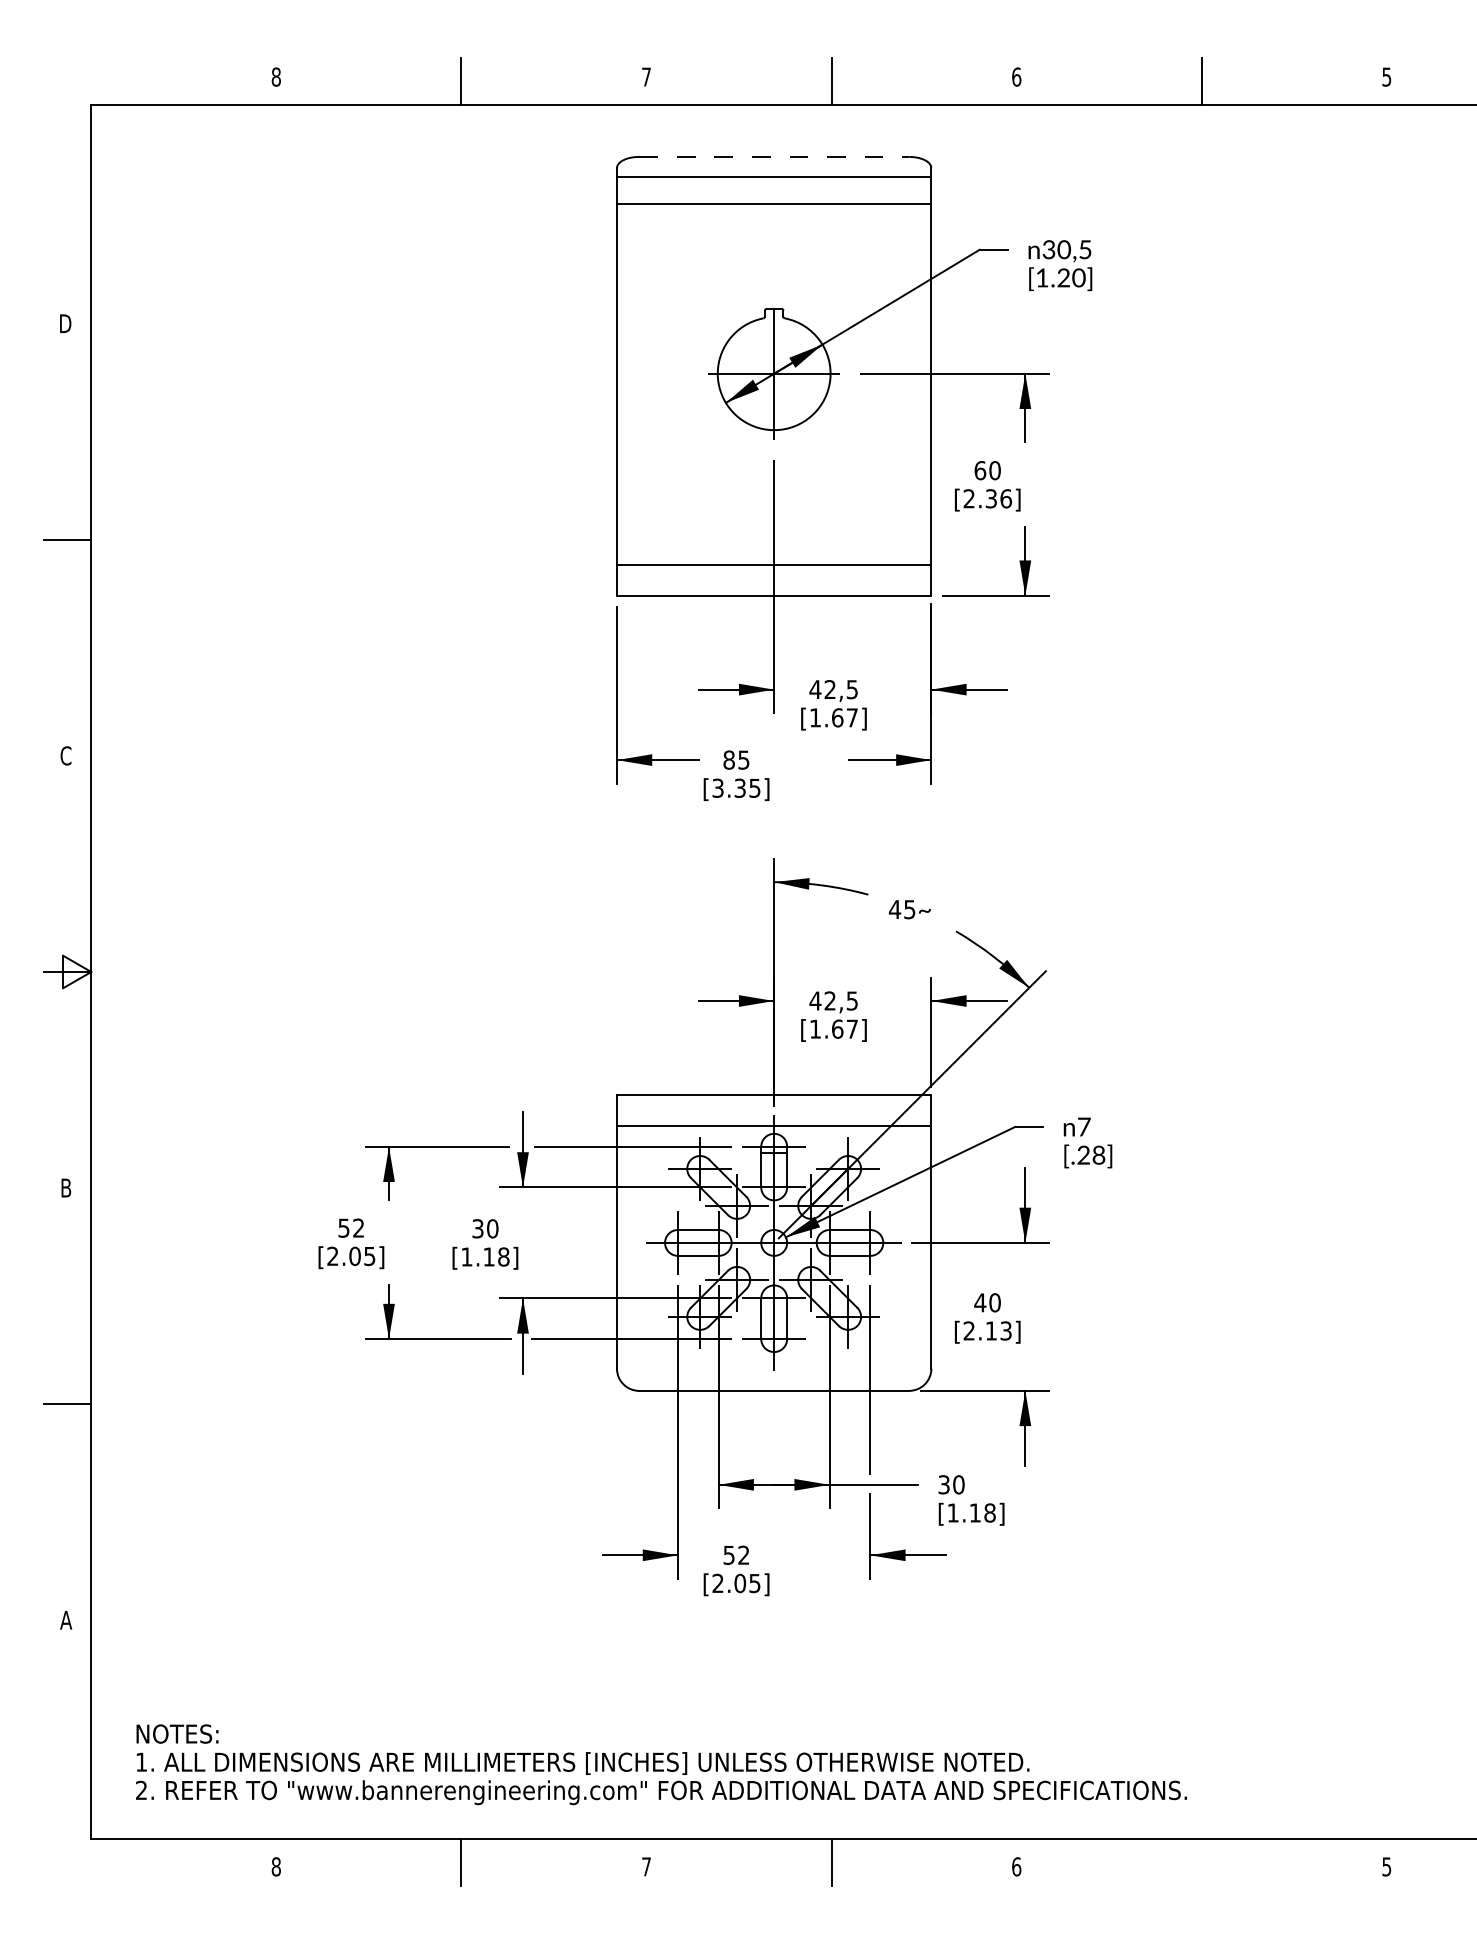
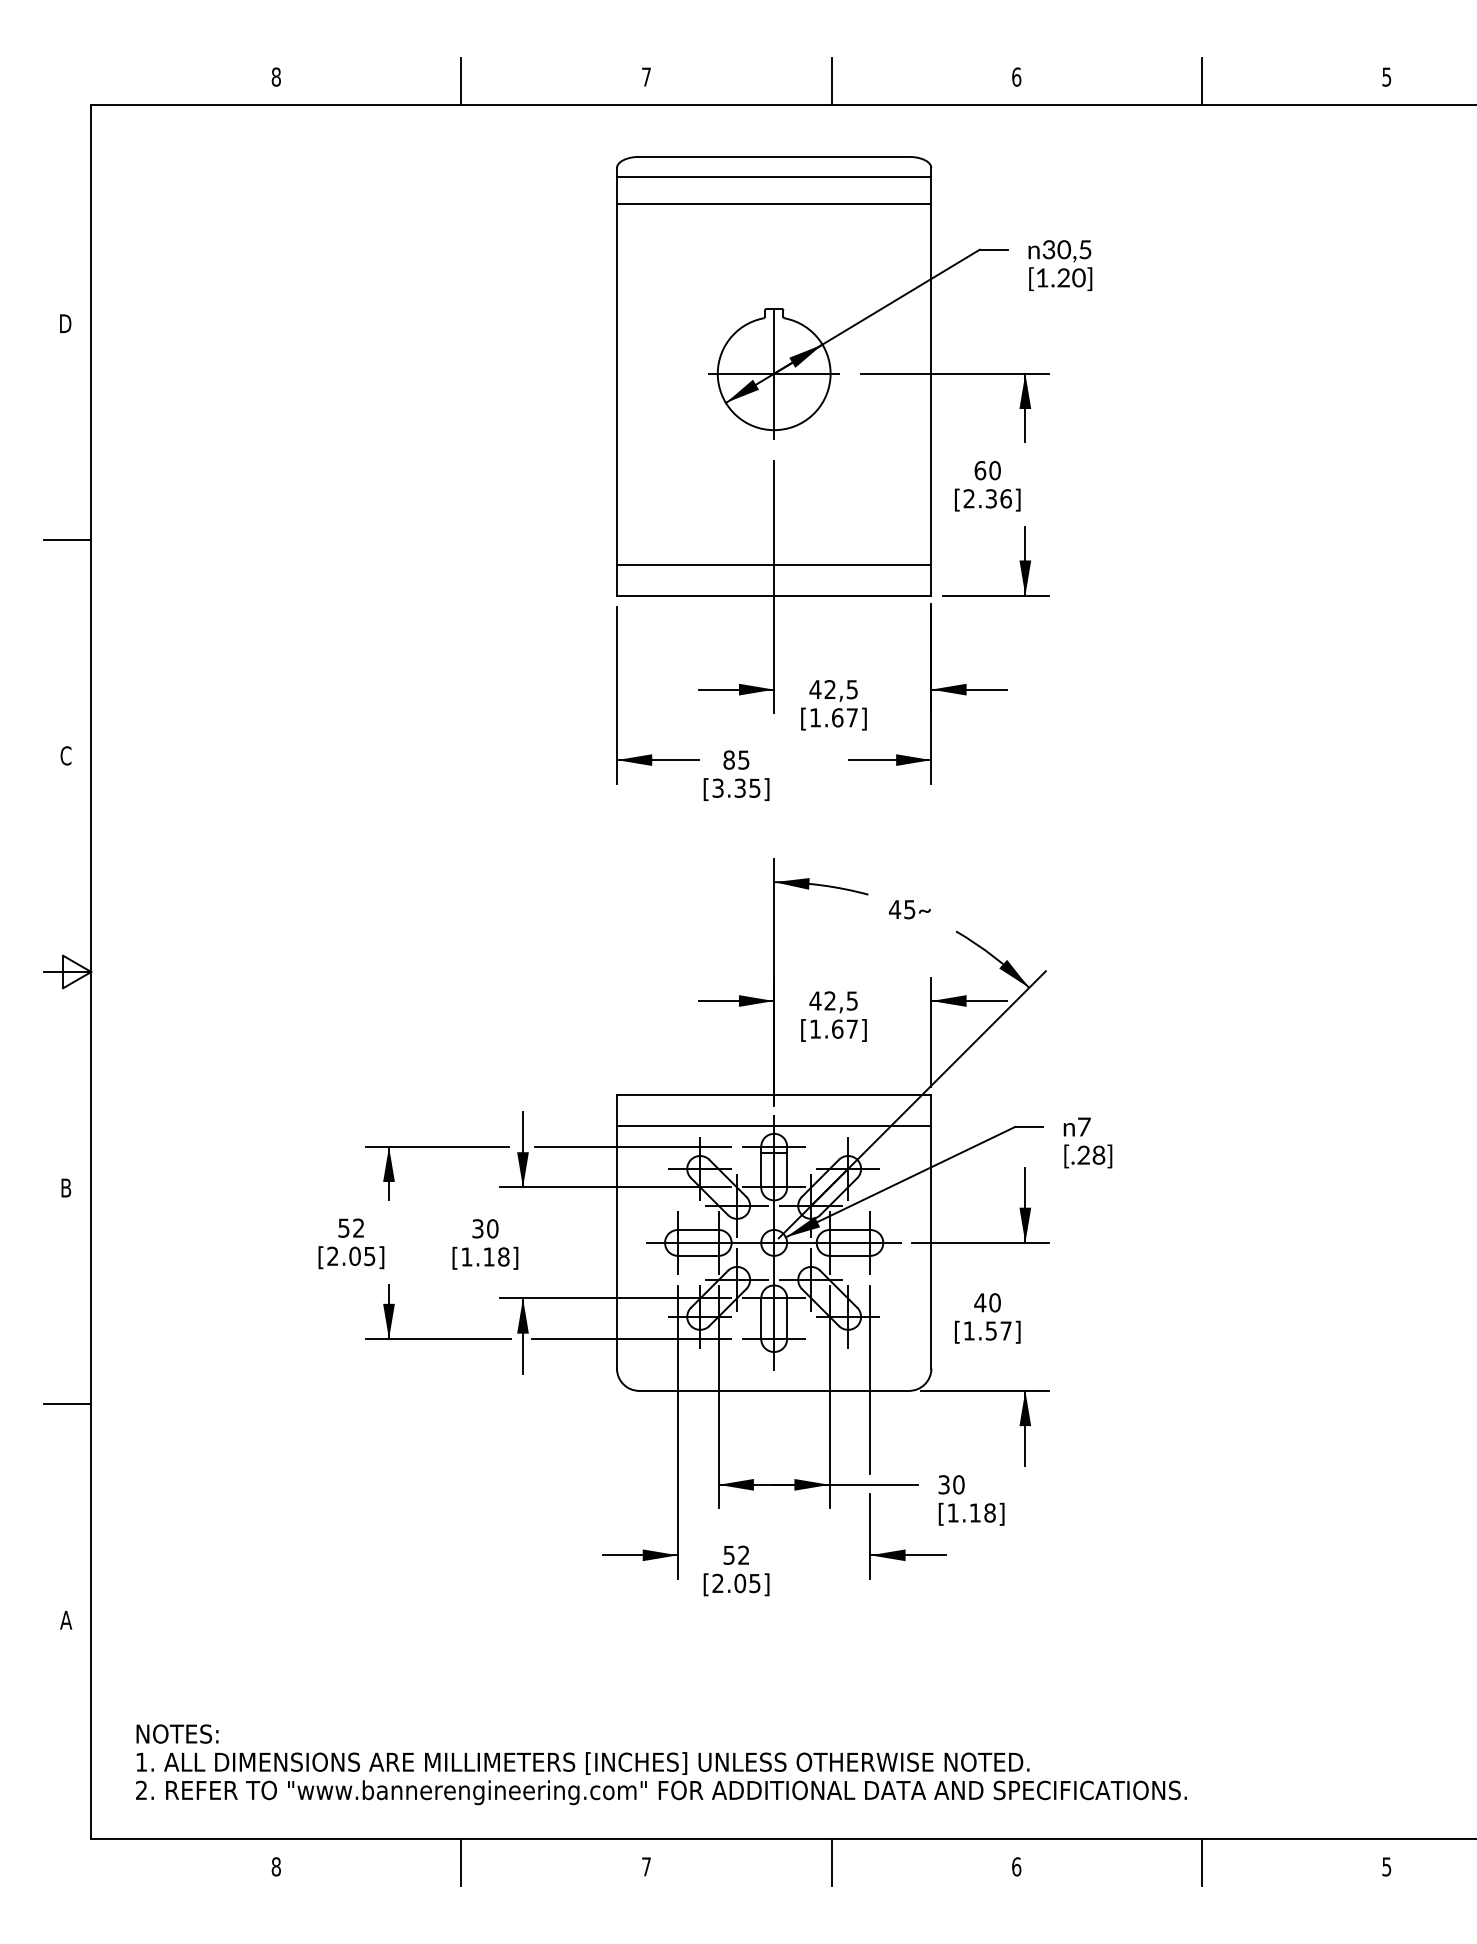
line: dashed -> solid (774, 156)
text: [2.13] -> [1.57] (987, 1330)
line: none -> present (1201, 1861)
